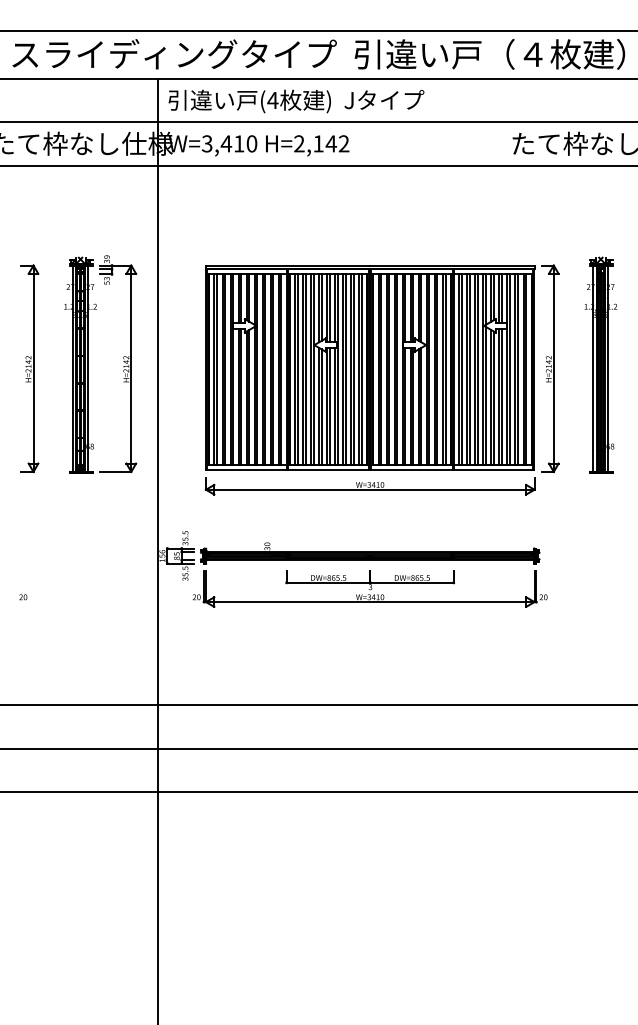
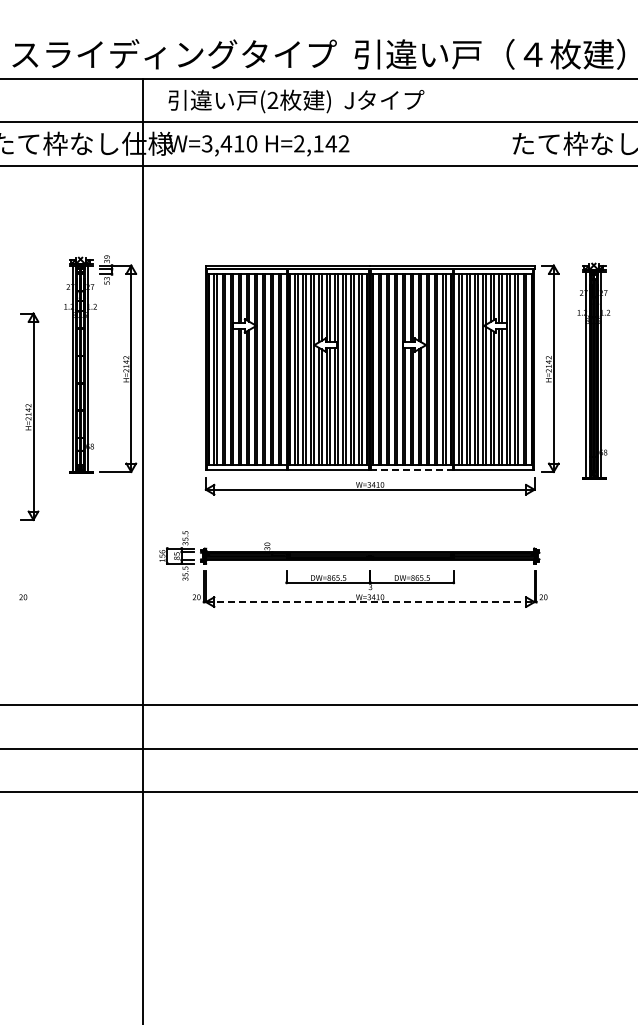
line: present -> none (318, 30)
text: (4 -> (2 (272, 99)
part position: (600, 364) -> (593, 370) (593, 370)
part position: (29, 368) -> (29, 416) (29, 416)
line: solid -> dashed (412, 470)
line position: (158, 549) -> (143, 549) (143, 549)
line: solid -> dashed (370, 602)
